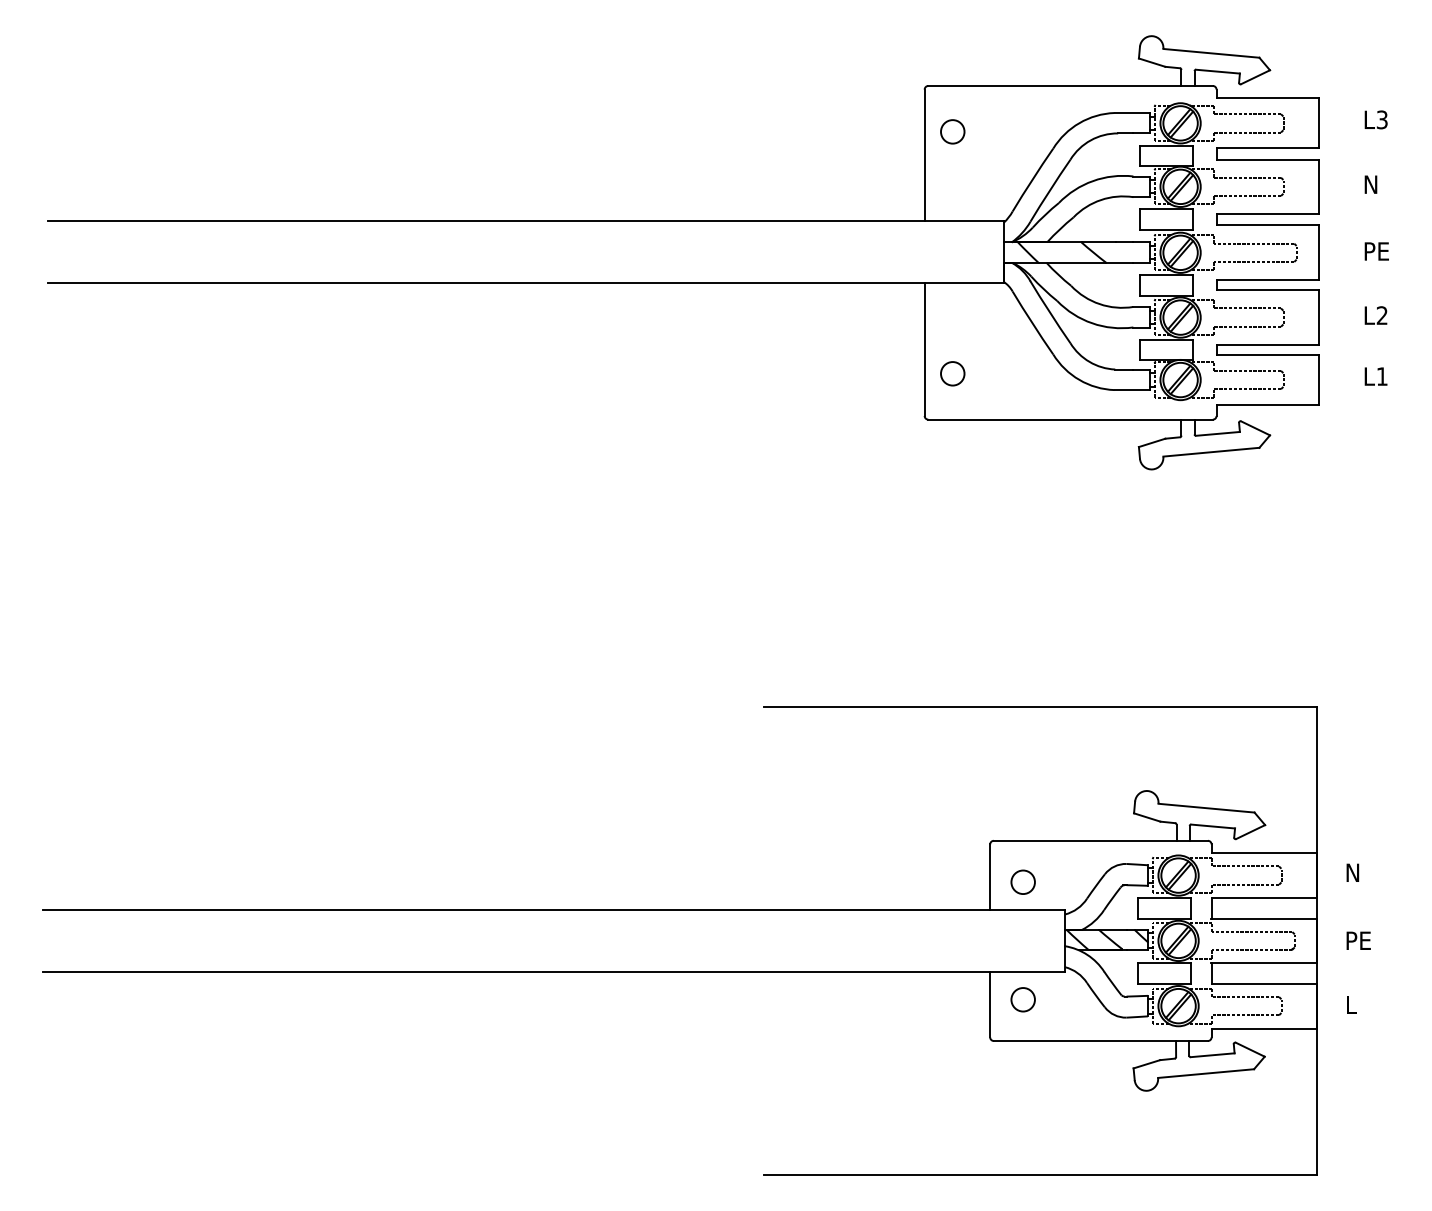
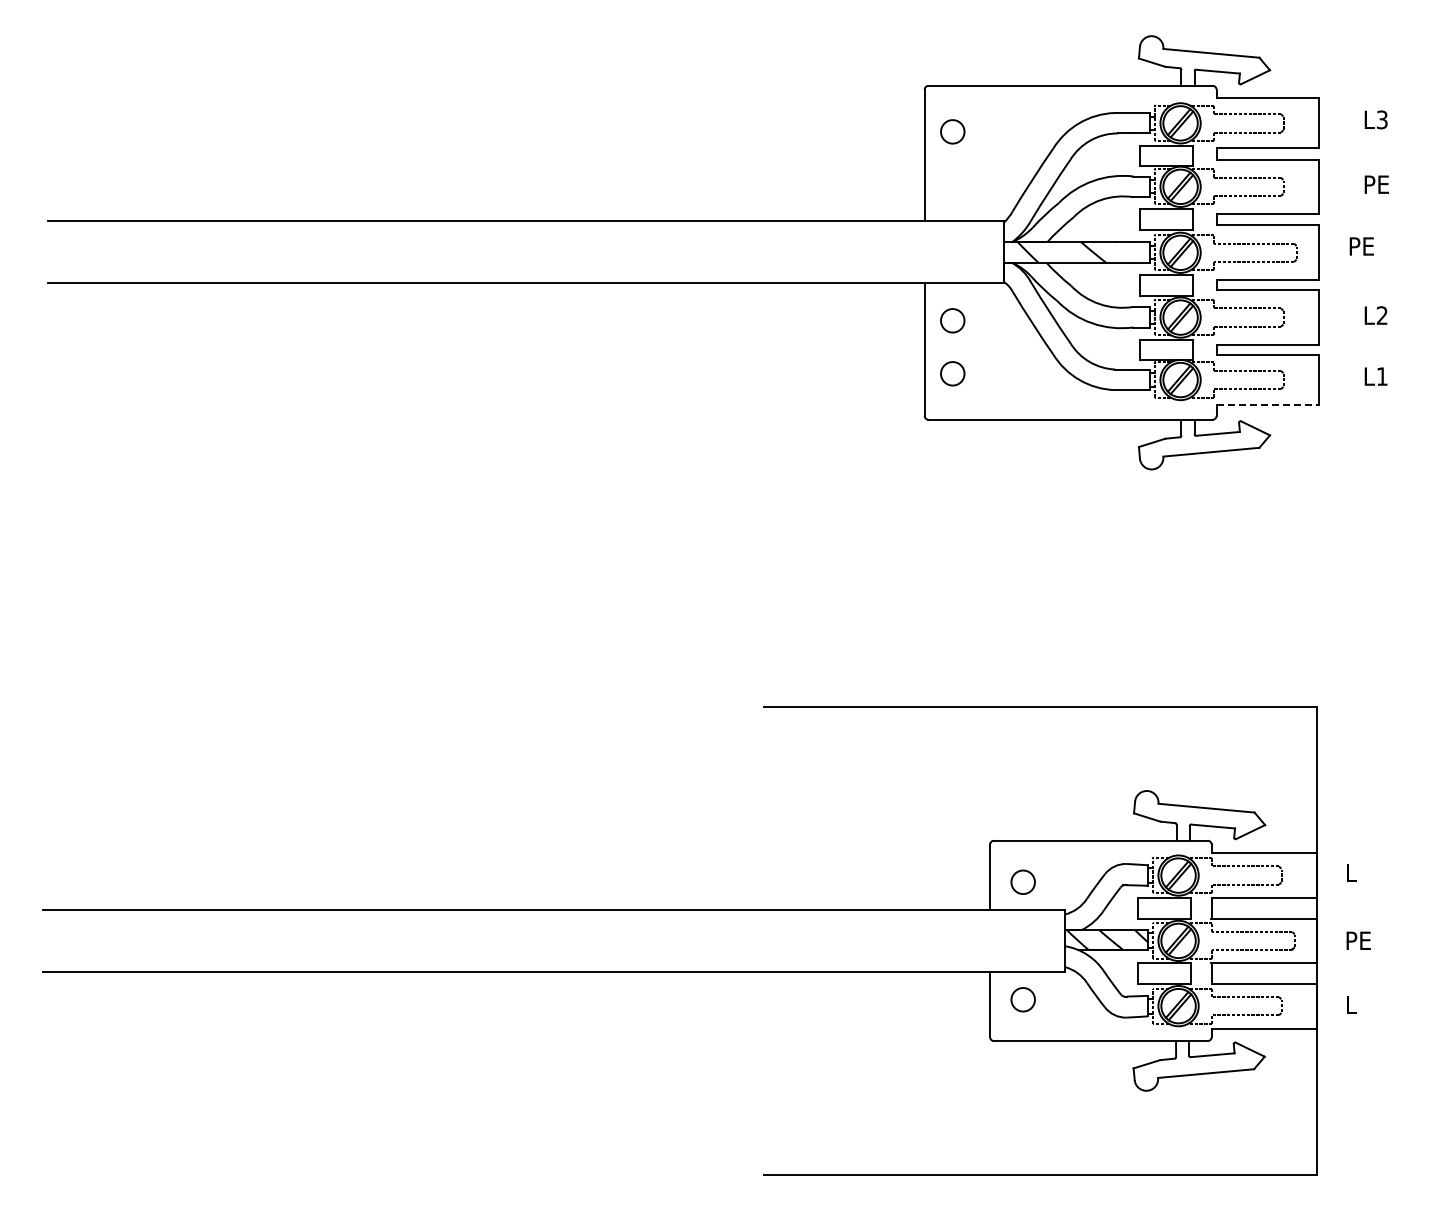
text: N -> PE (1377, 184)
text position: (1376, 251) -> (1361, 246) (1361, 246)
circle: none -> present (952, 320)
line: solid -> dashed (1268, 404)
text: N -> L (1352, 872)
